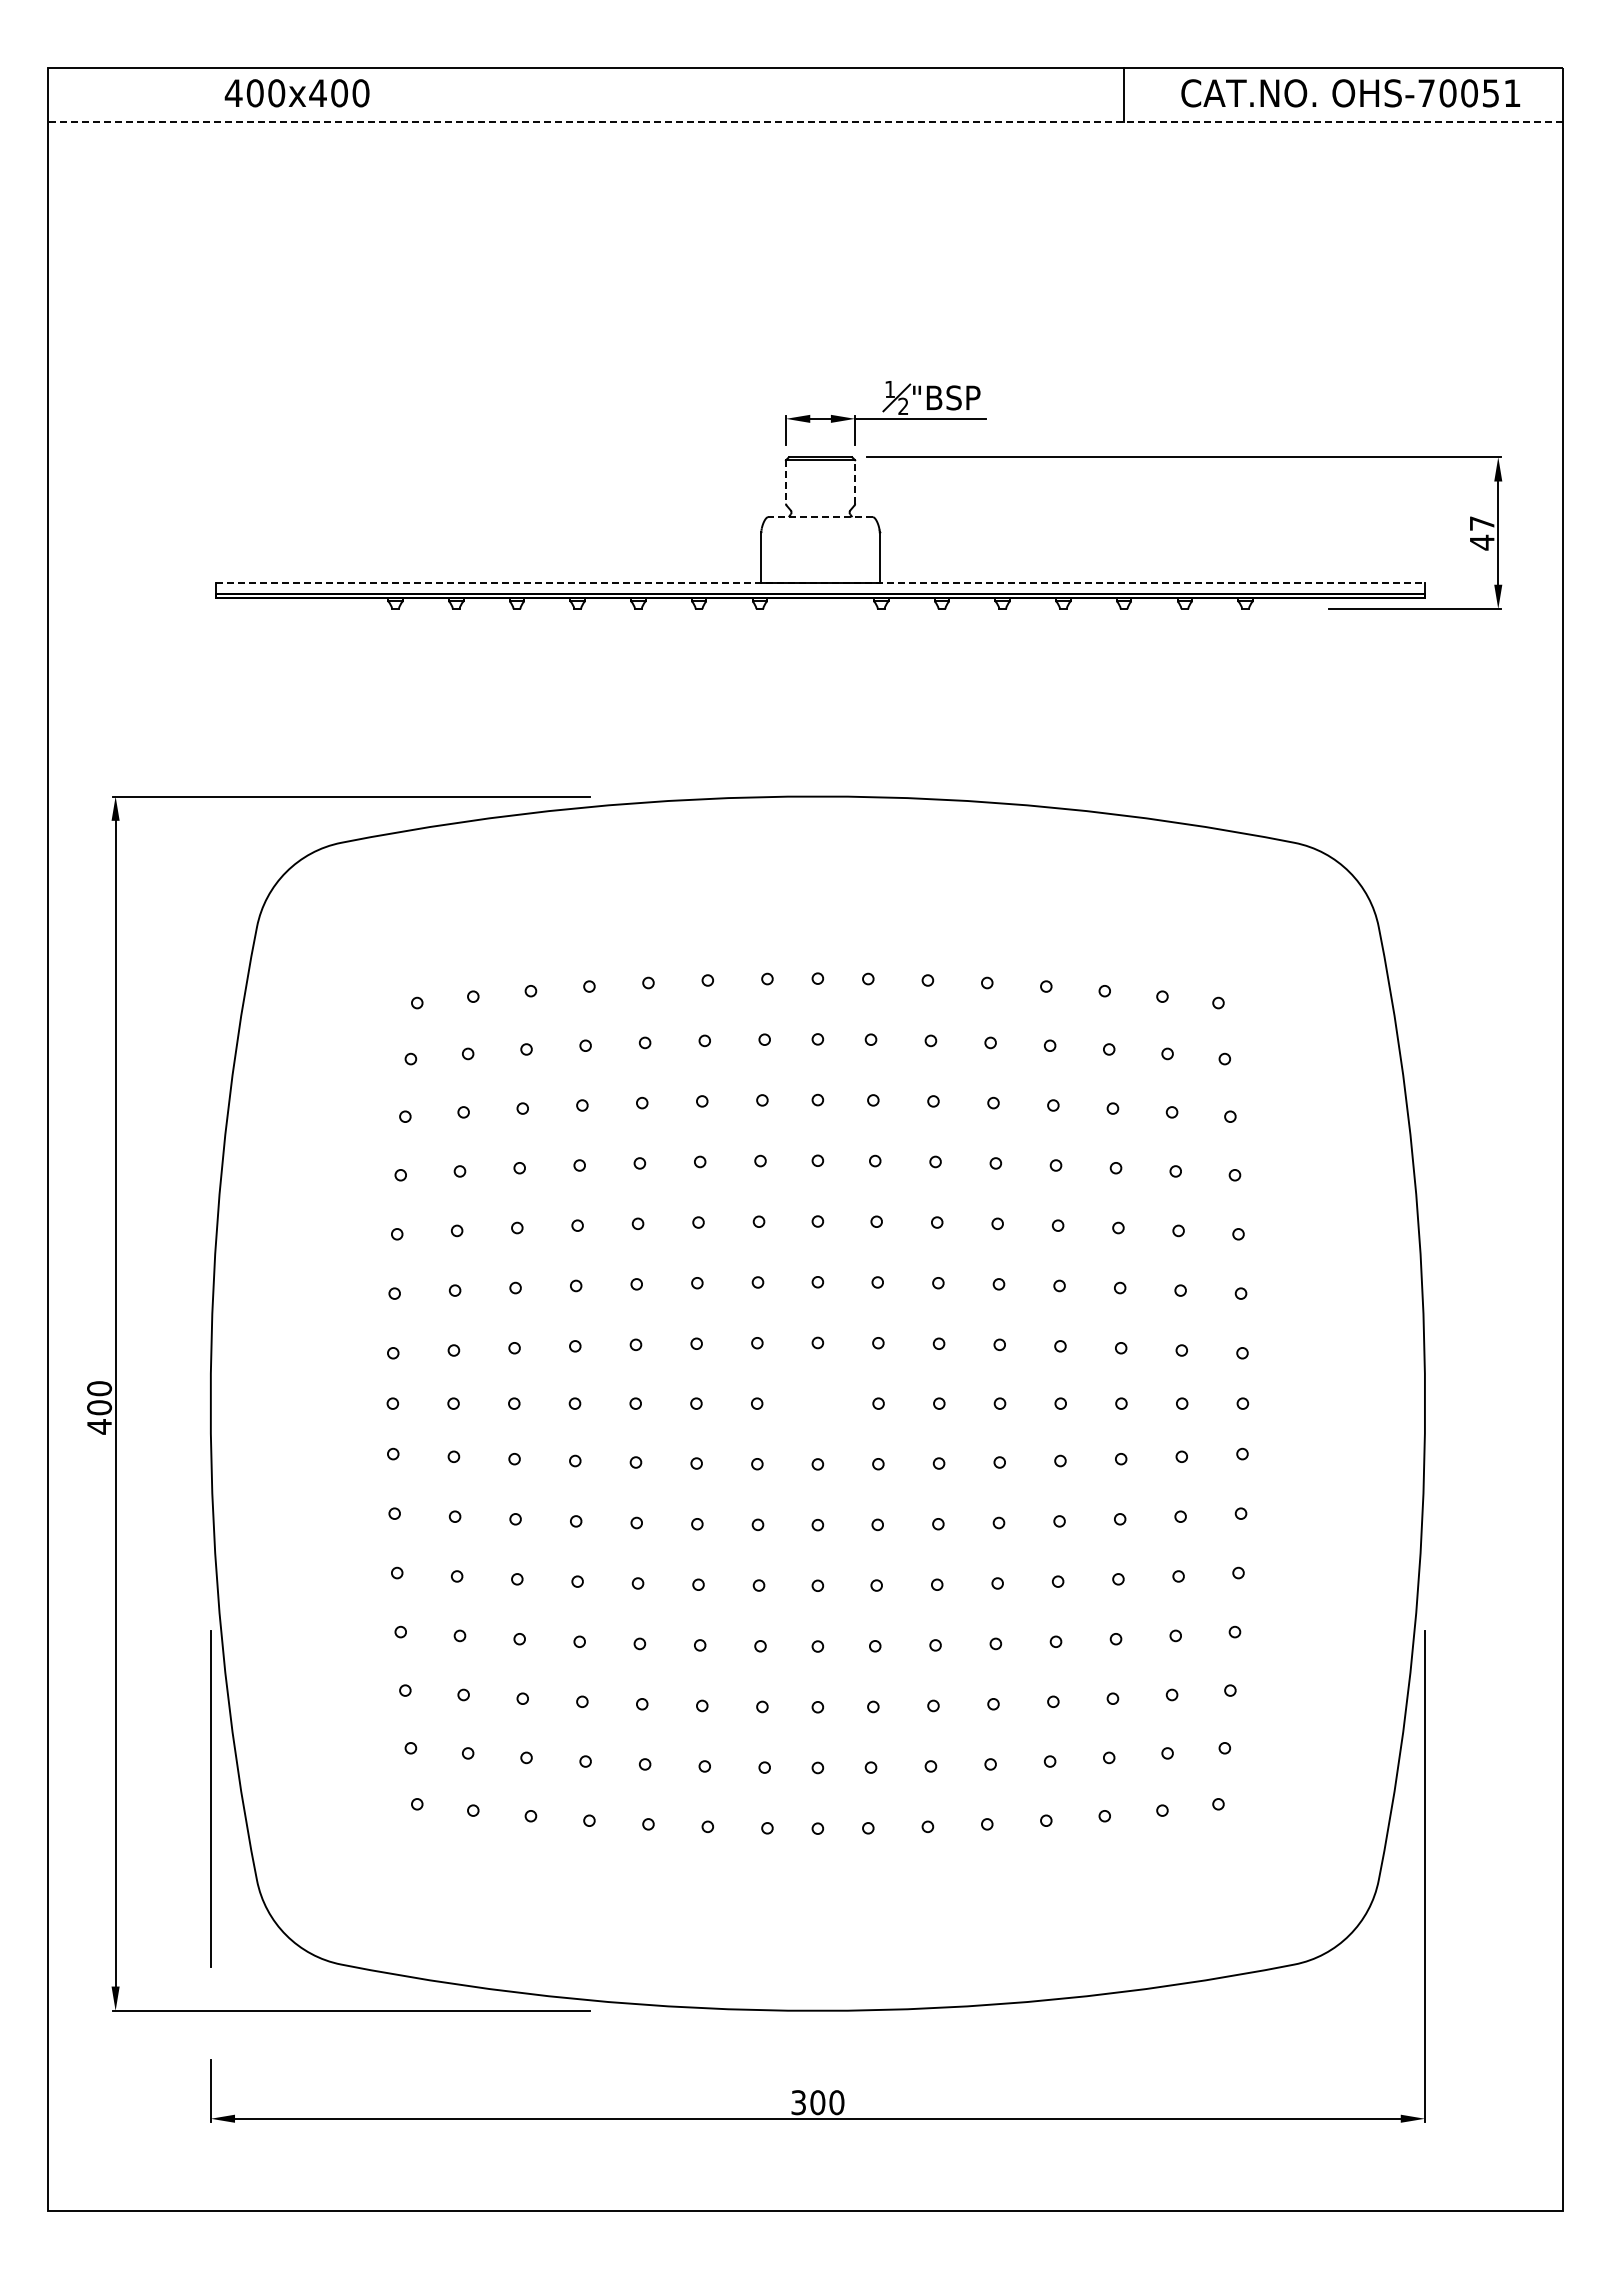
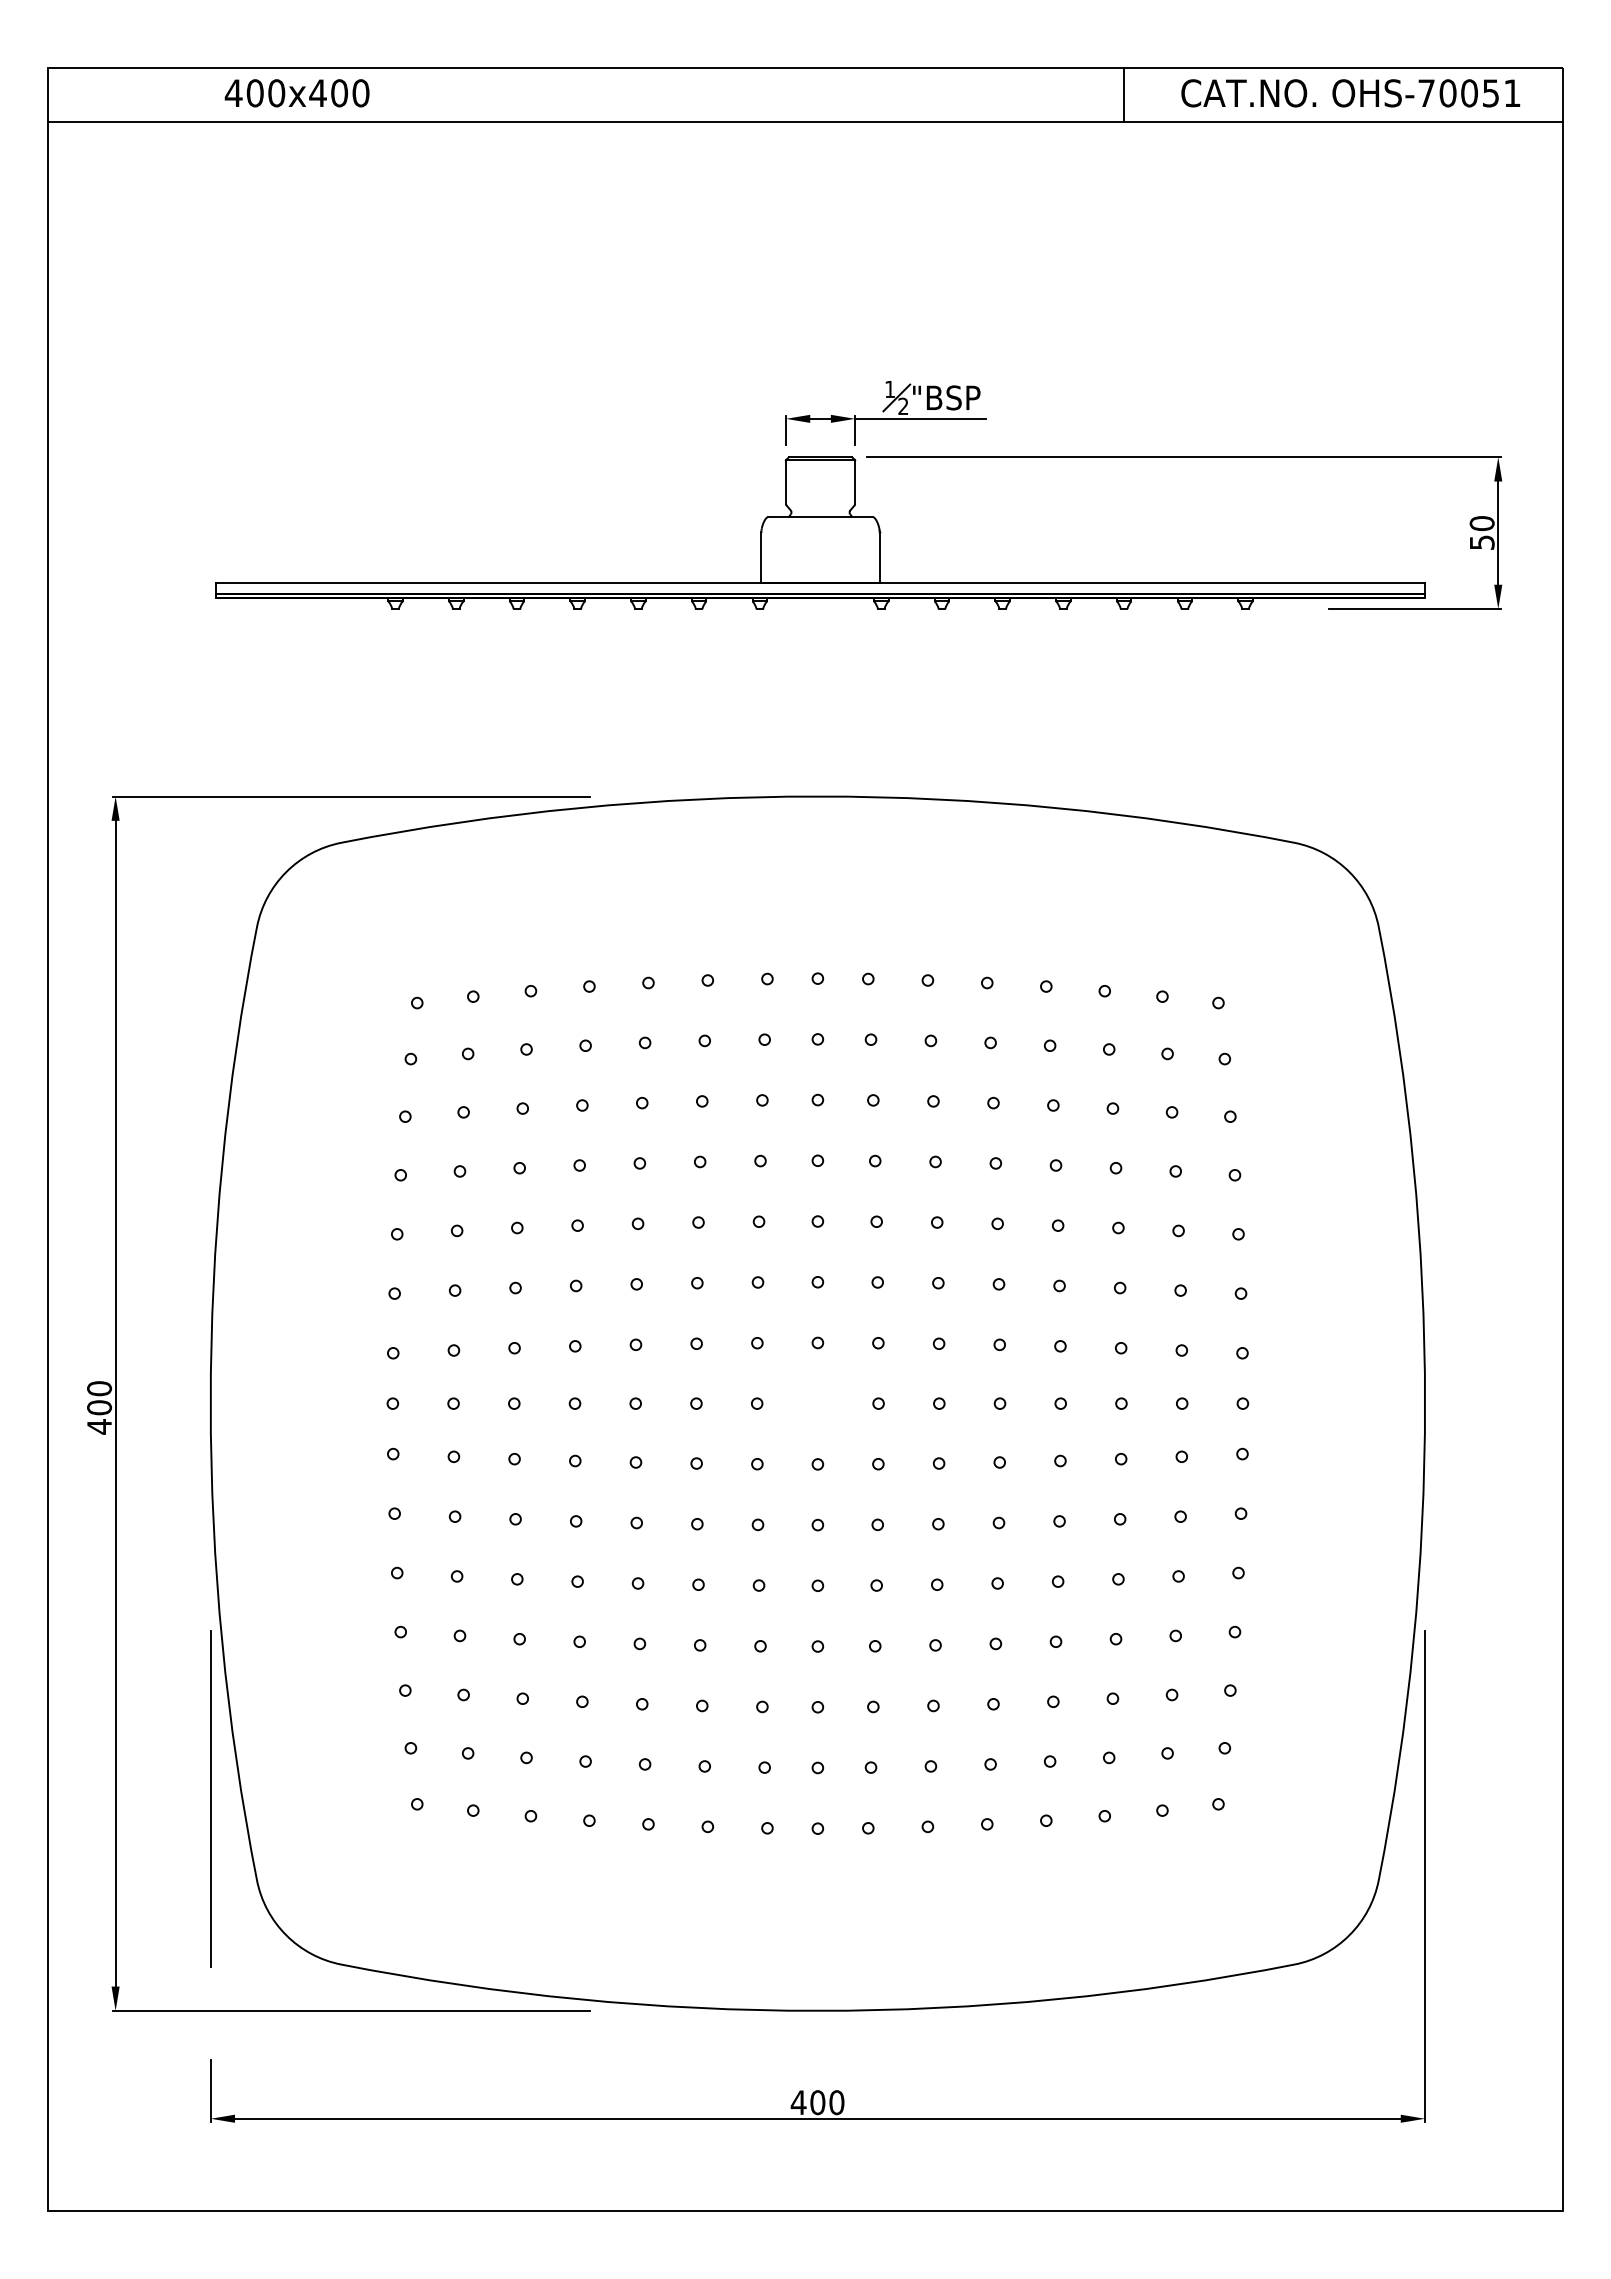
line: dashed -> solid (805, 122)
line: dashed -> solid (785, 481)
line: dashed -> solid (855, 481)
line: dashed -> solid (820, 517)
text: 47 -> 50 (1481, 533)
line: dashed -> solid (821, 583)
text: 300 -> 400 (798, 2102)
